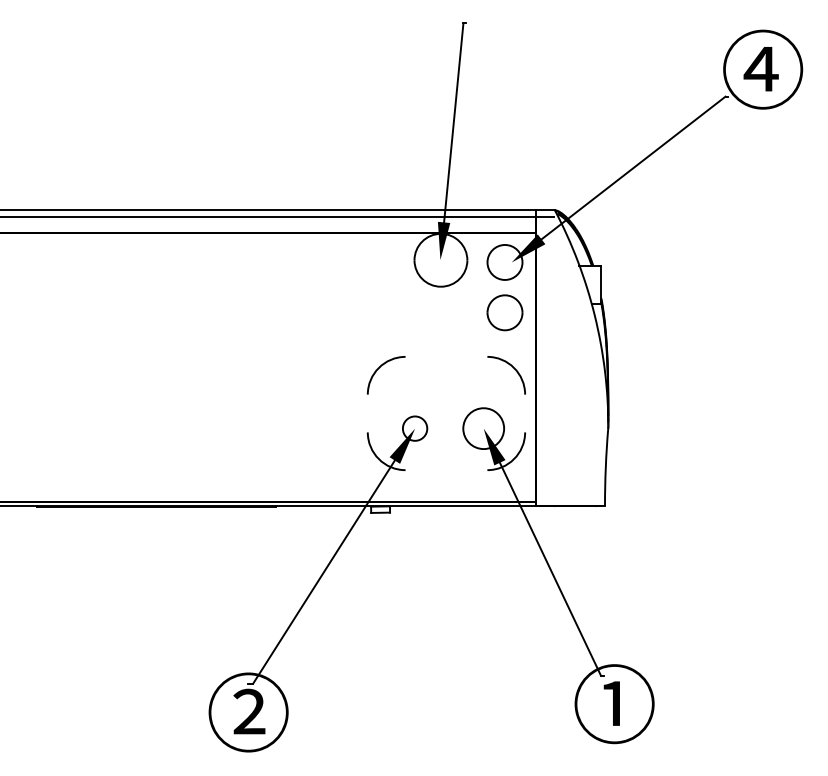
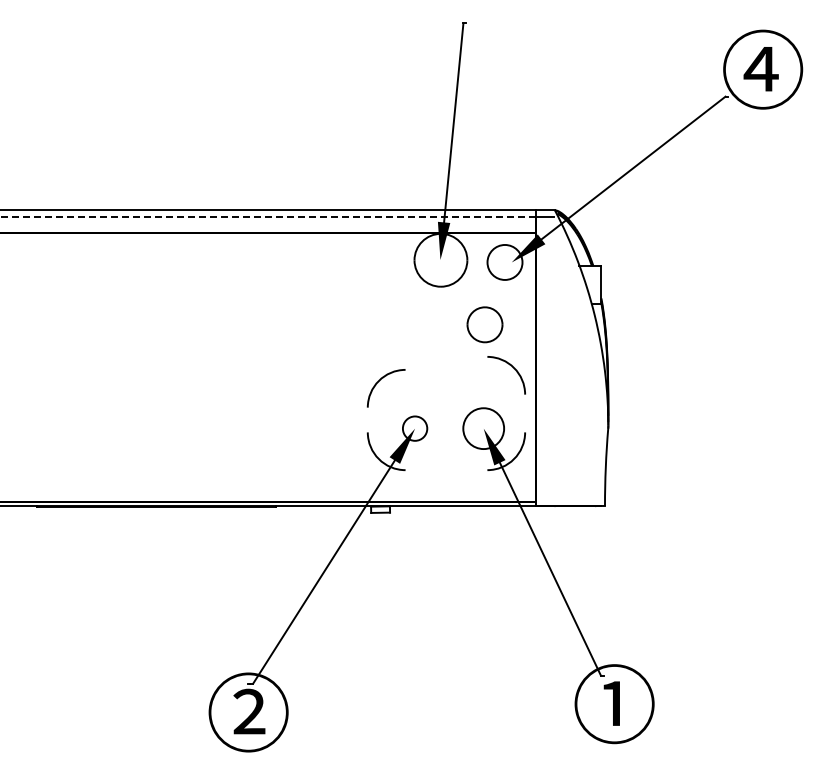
line: solid -> dashed (268, 216)
part position: (504, 312) -> (484, 324) (484, 324)
arc position: (379, 368) -> (379, 381) (379, 381)
